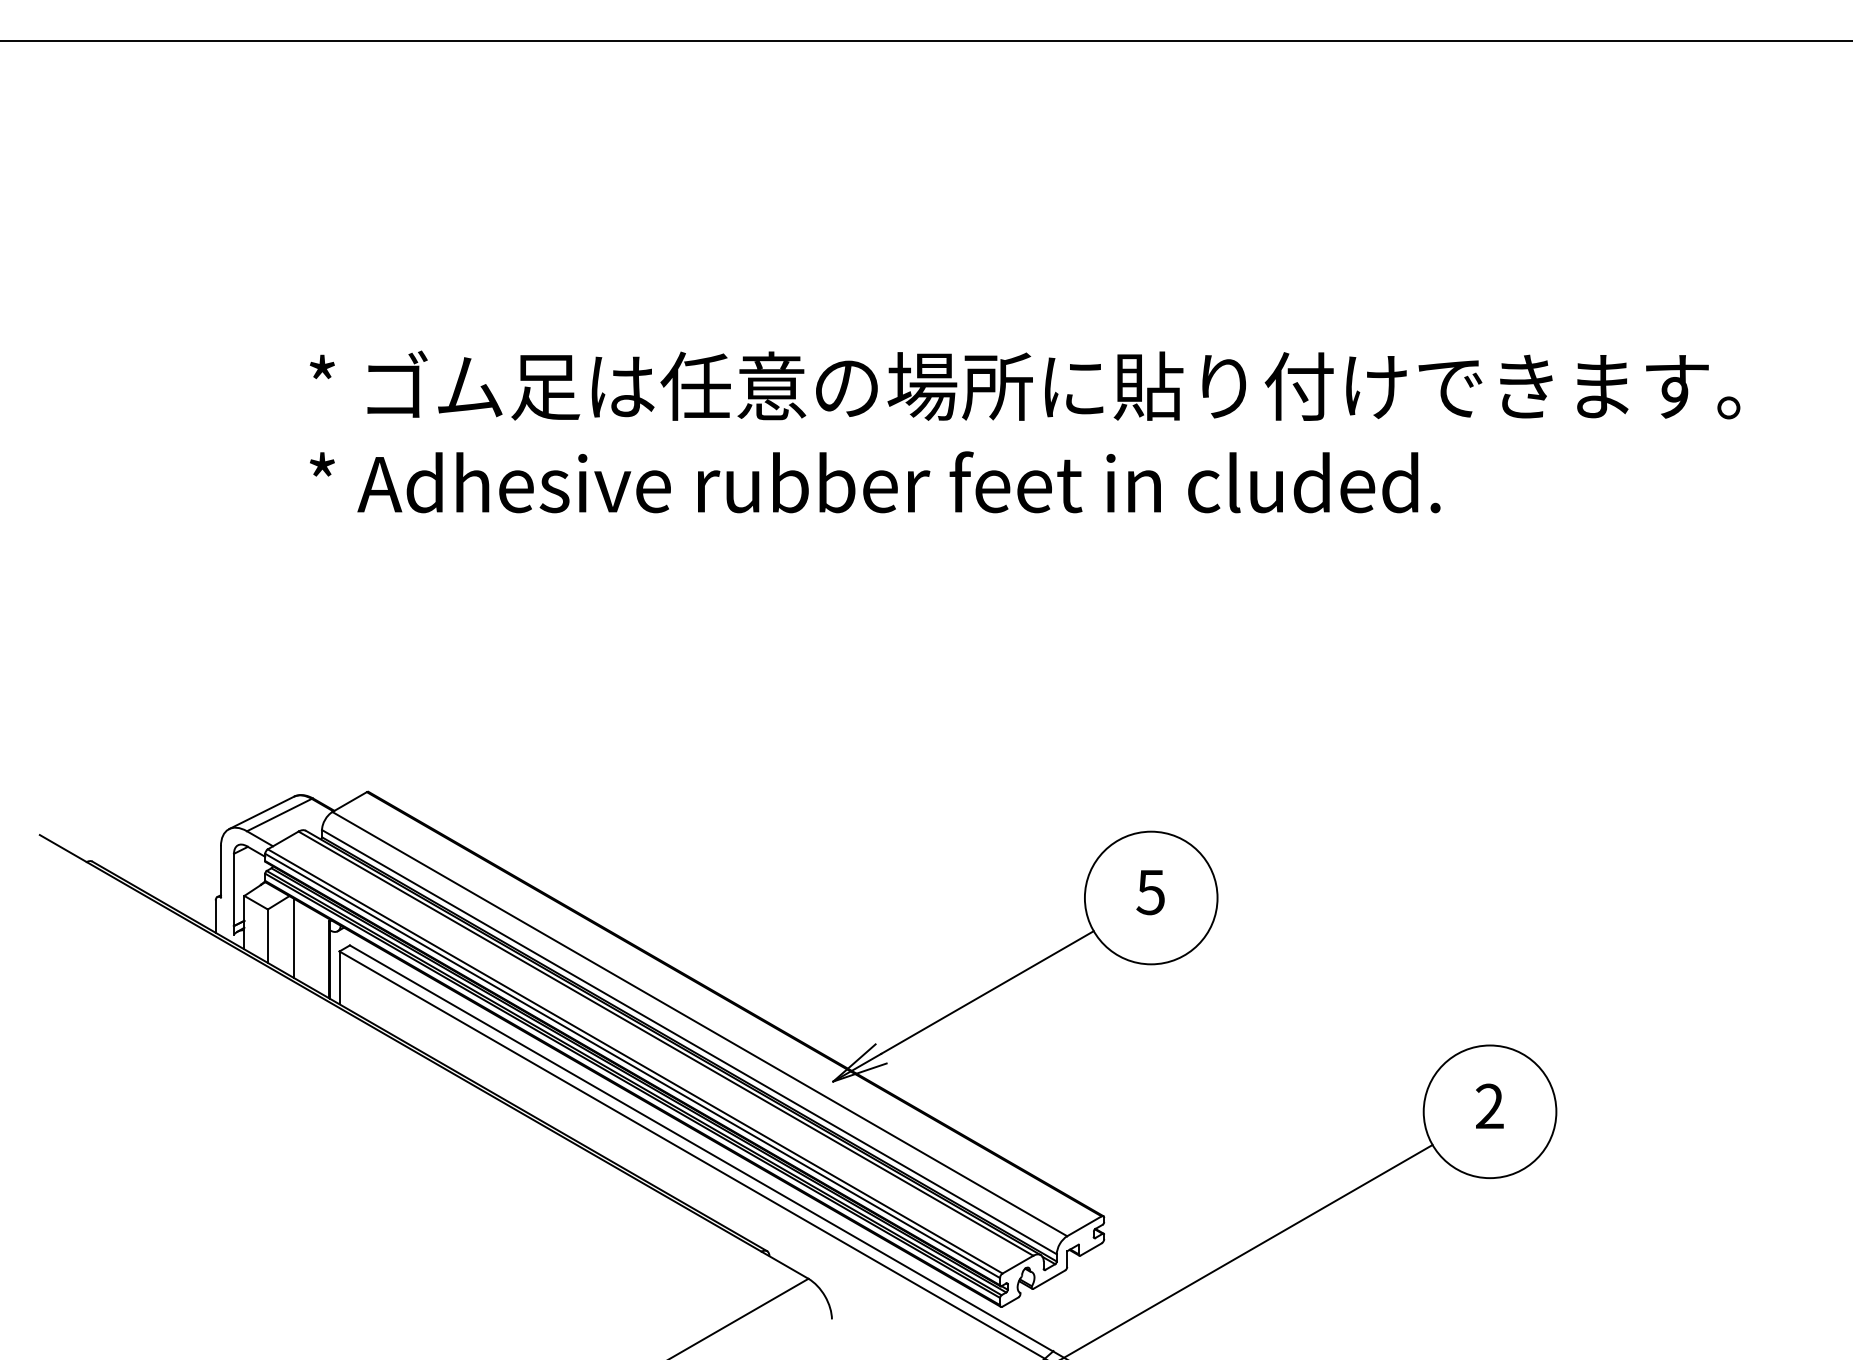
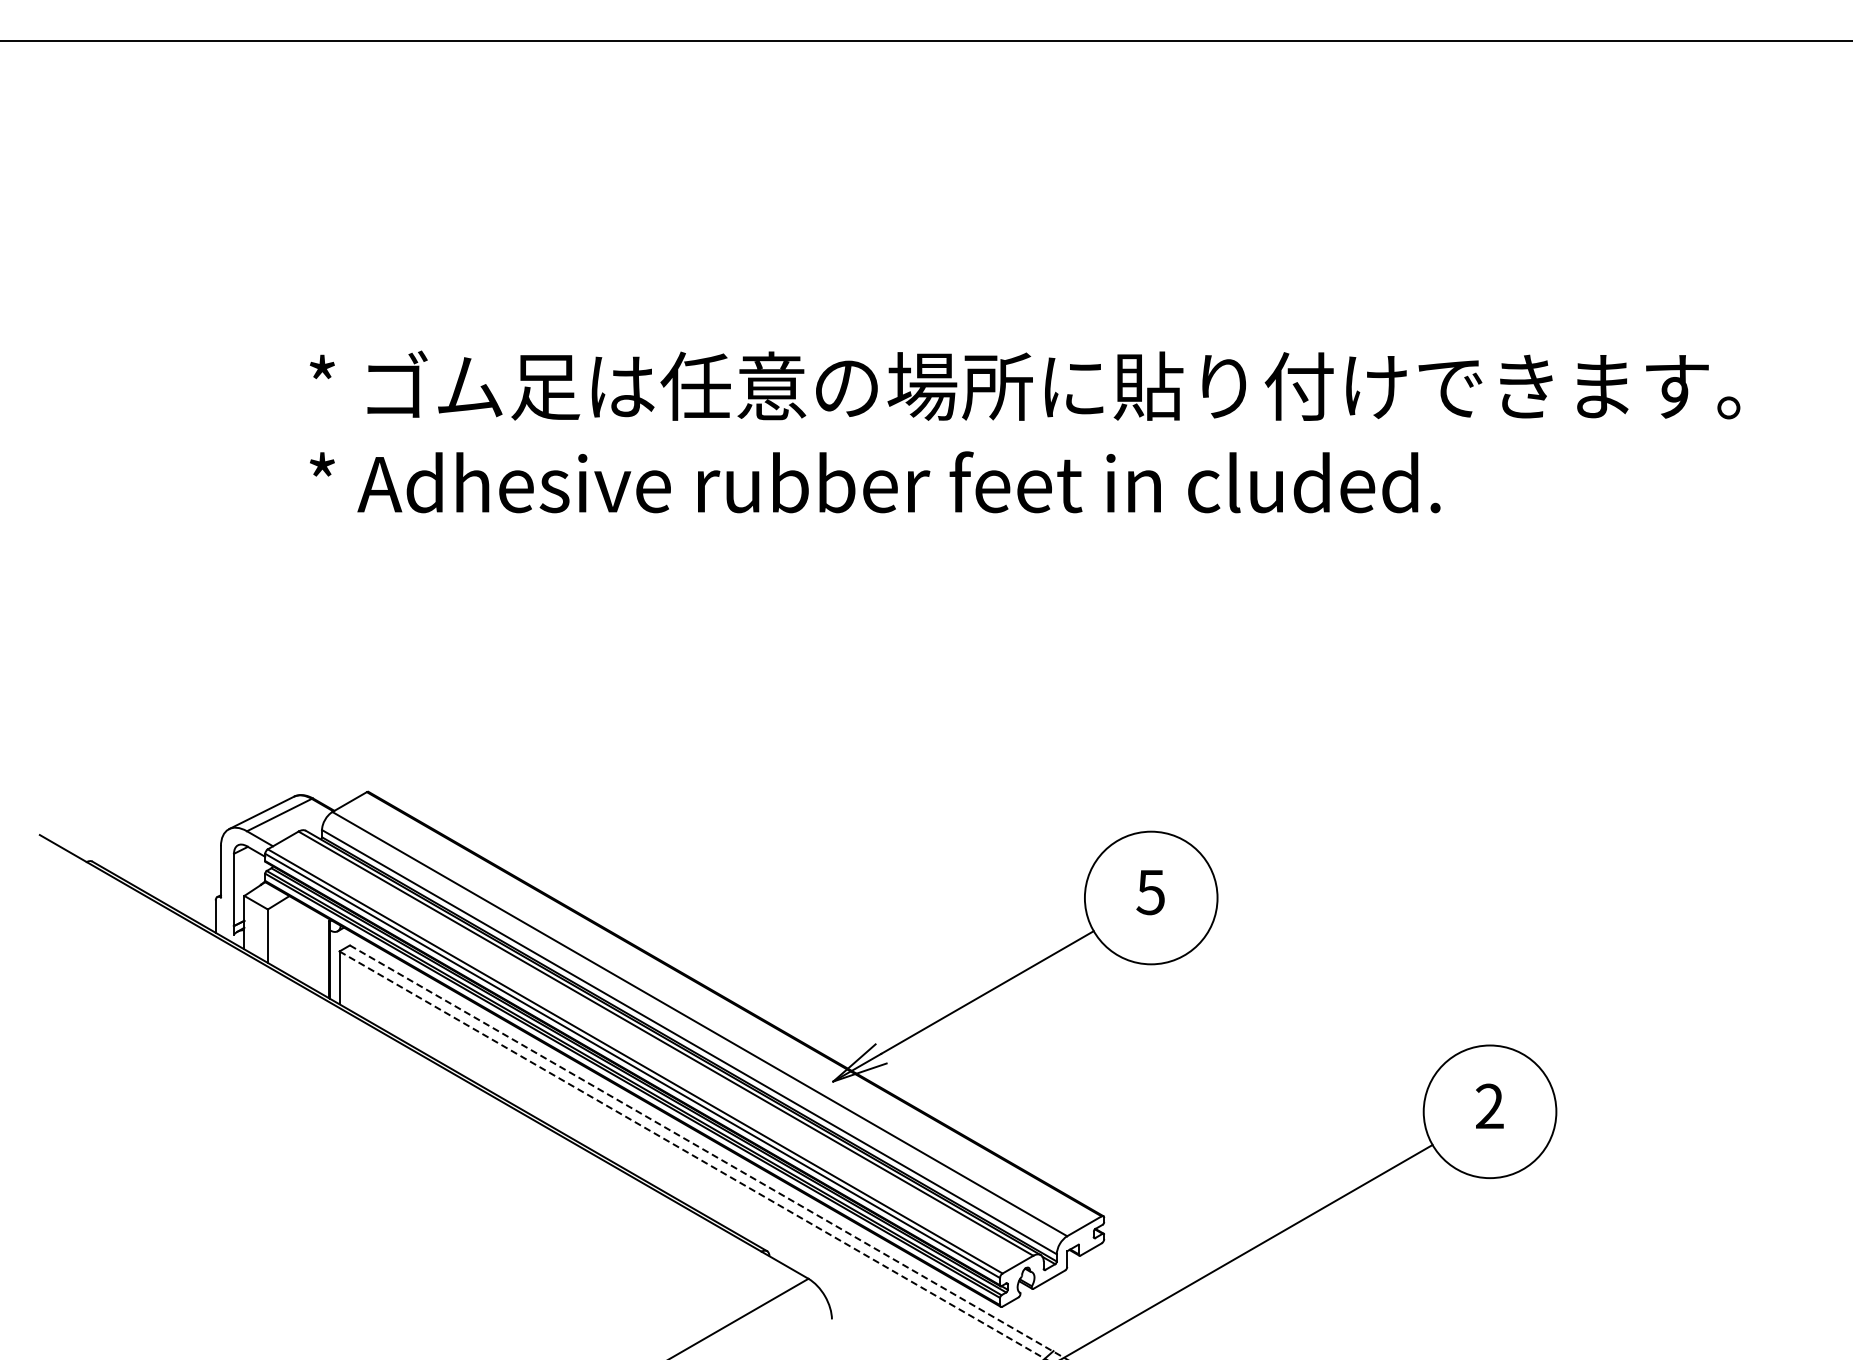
line: present -> none (293, 937)
line: solid -> dashed (709, 1152)
line: solid -> dashed (693, 1155)
